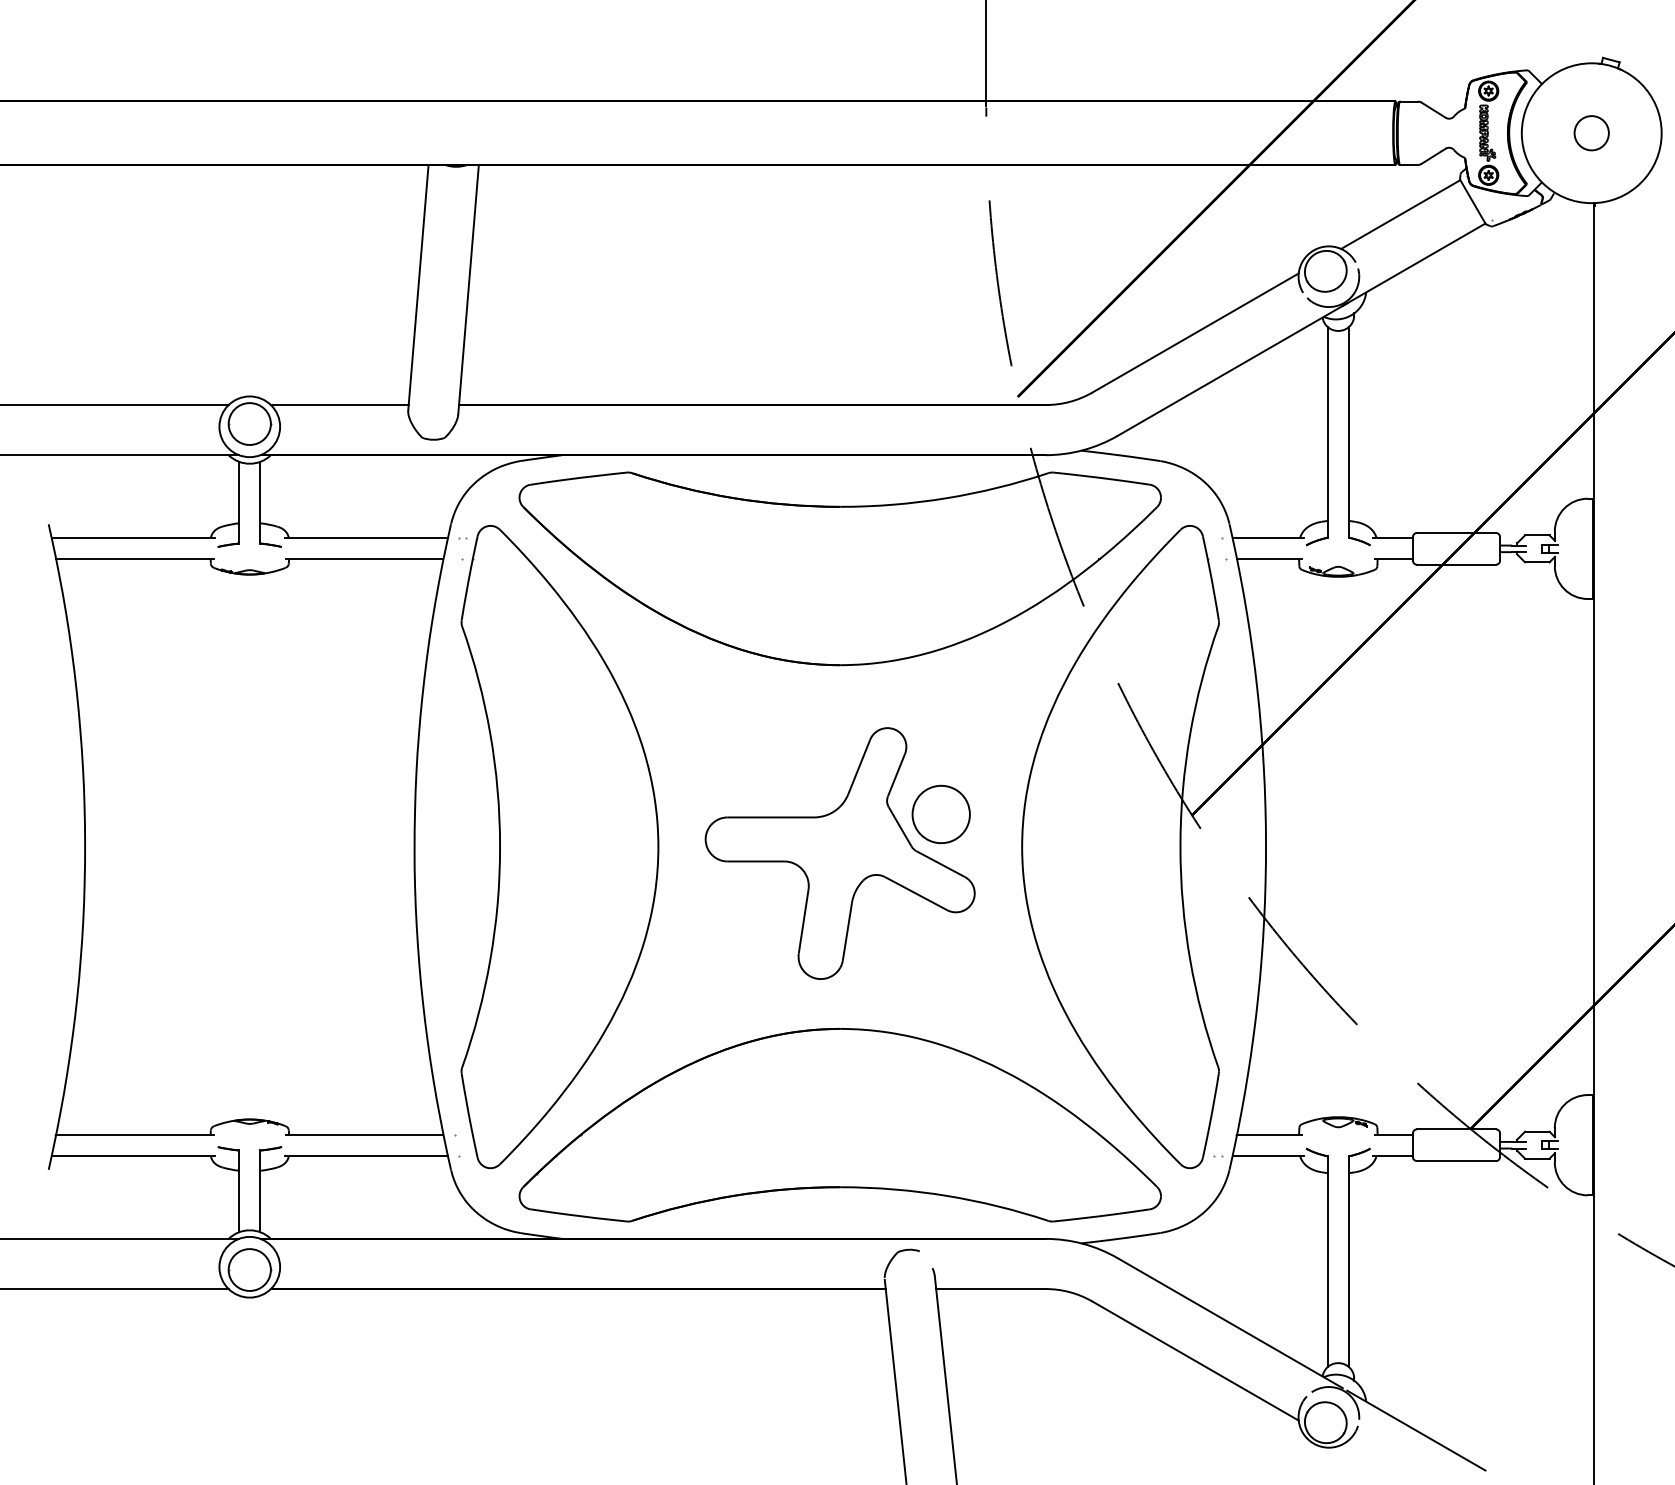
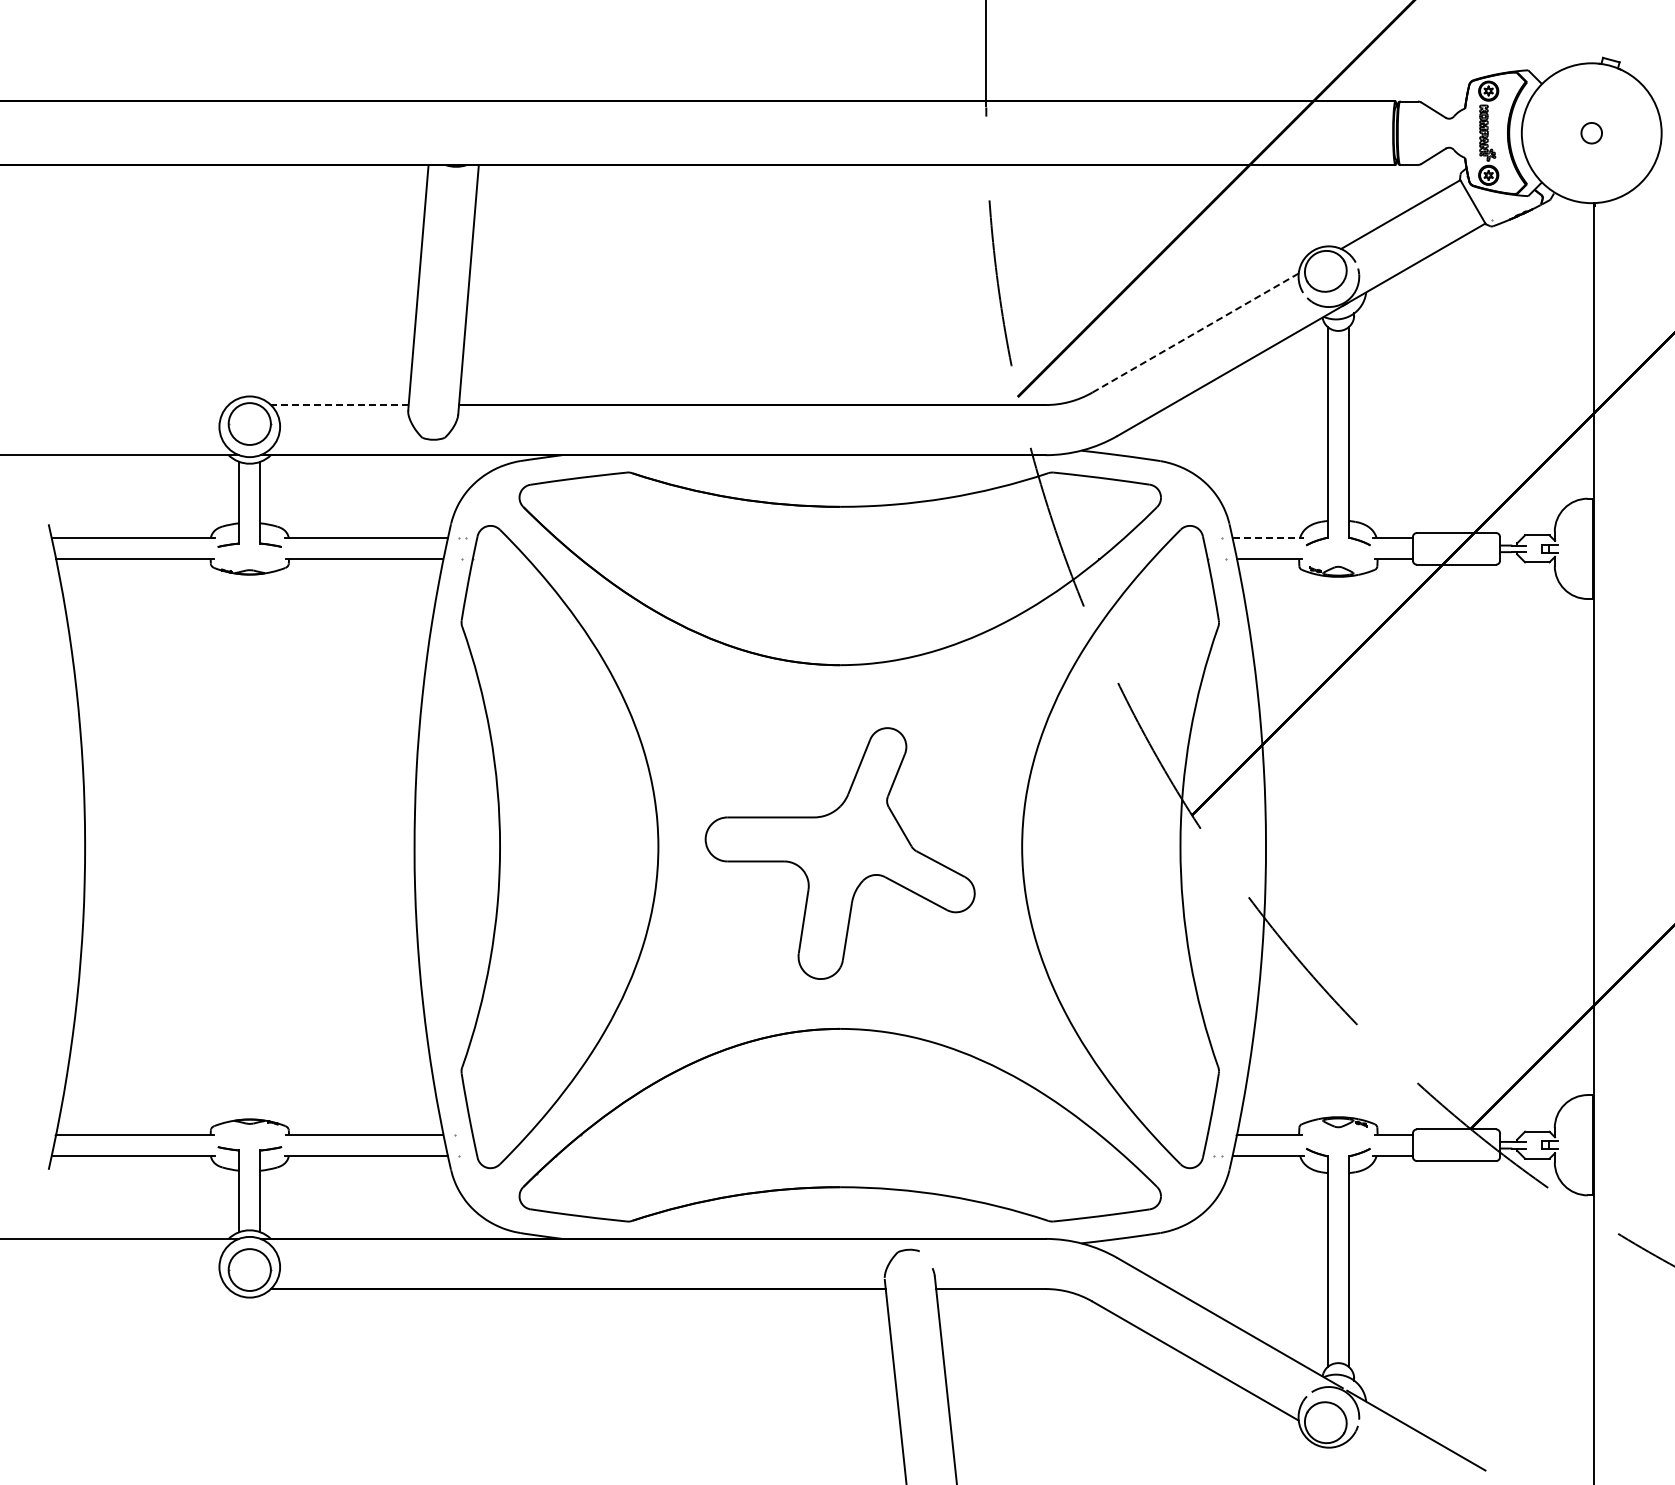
circle diameter: 34 px -> 21 px (1591, 132)
line: solid -> dashed (1196, 332)
line: present -> none (115, 405)
line: solid -> dashed (339, 405)
line: solid -> dashed (1268, 538)
part: present -> none (940, 813)
line: present -> none (115, 1289)
